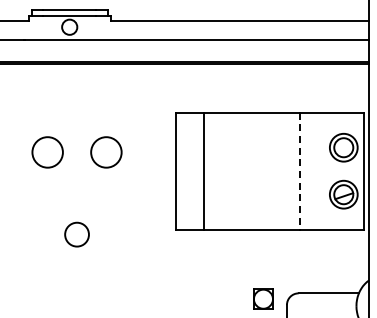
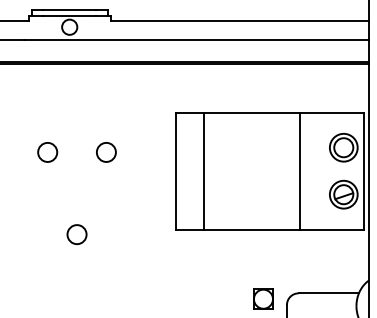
circle diameter: 31 px -> 19 px (47, 151)
circle diameter: 31 px -> 19 px (105, 151)
line: dashed -> solid (299, 171)
circle size: 26x27 px -> 22x21 px (76, 234)
